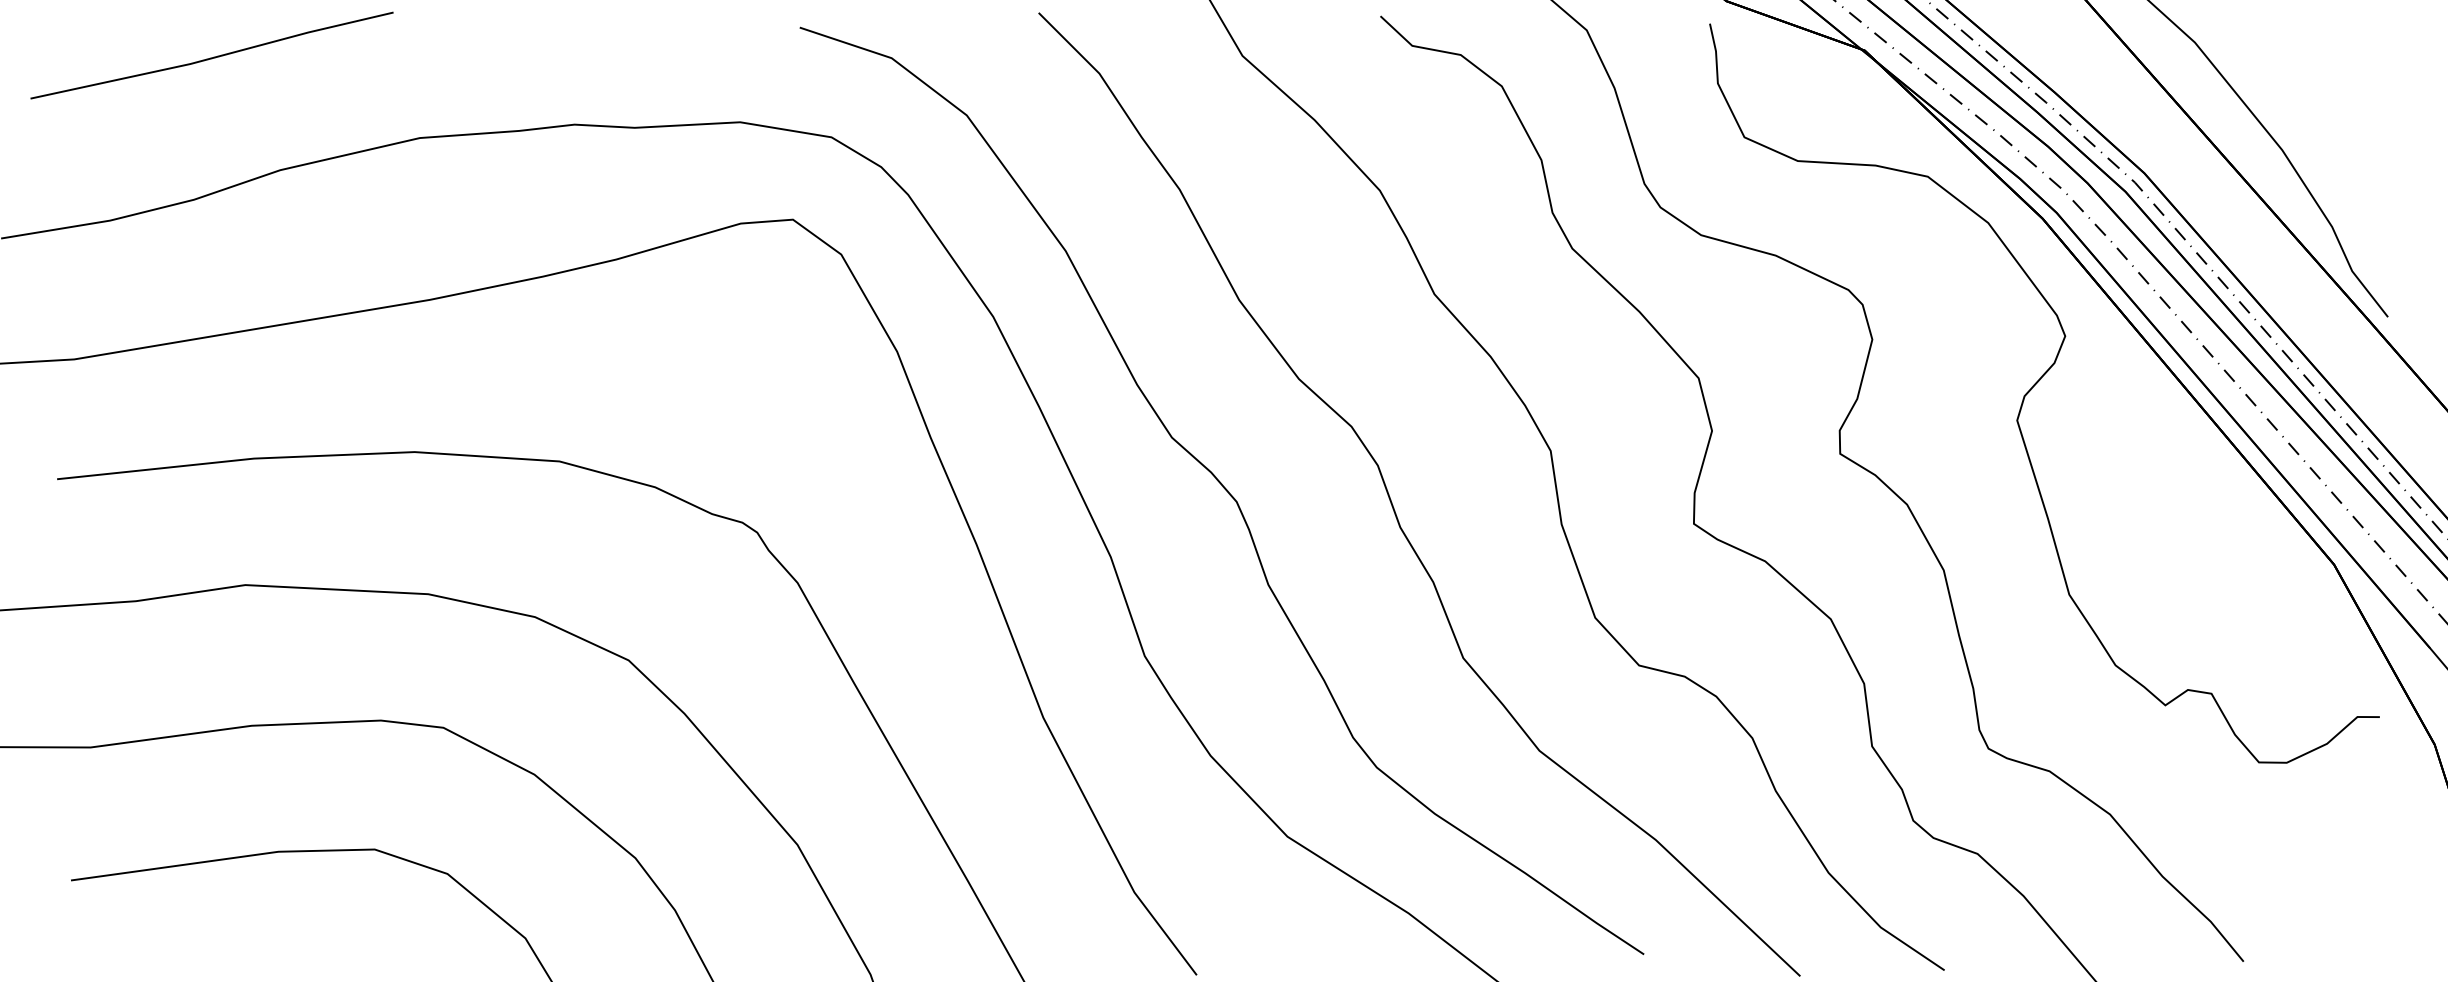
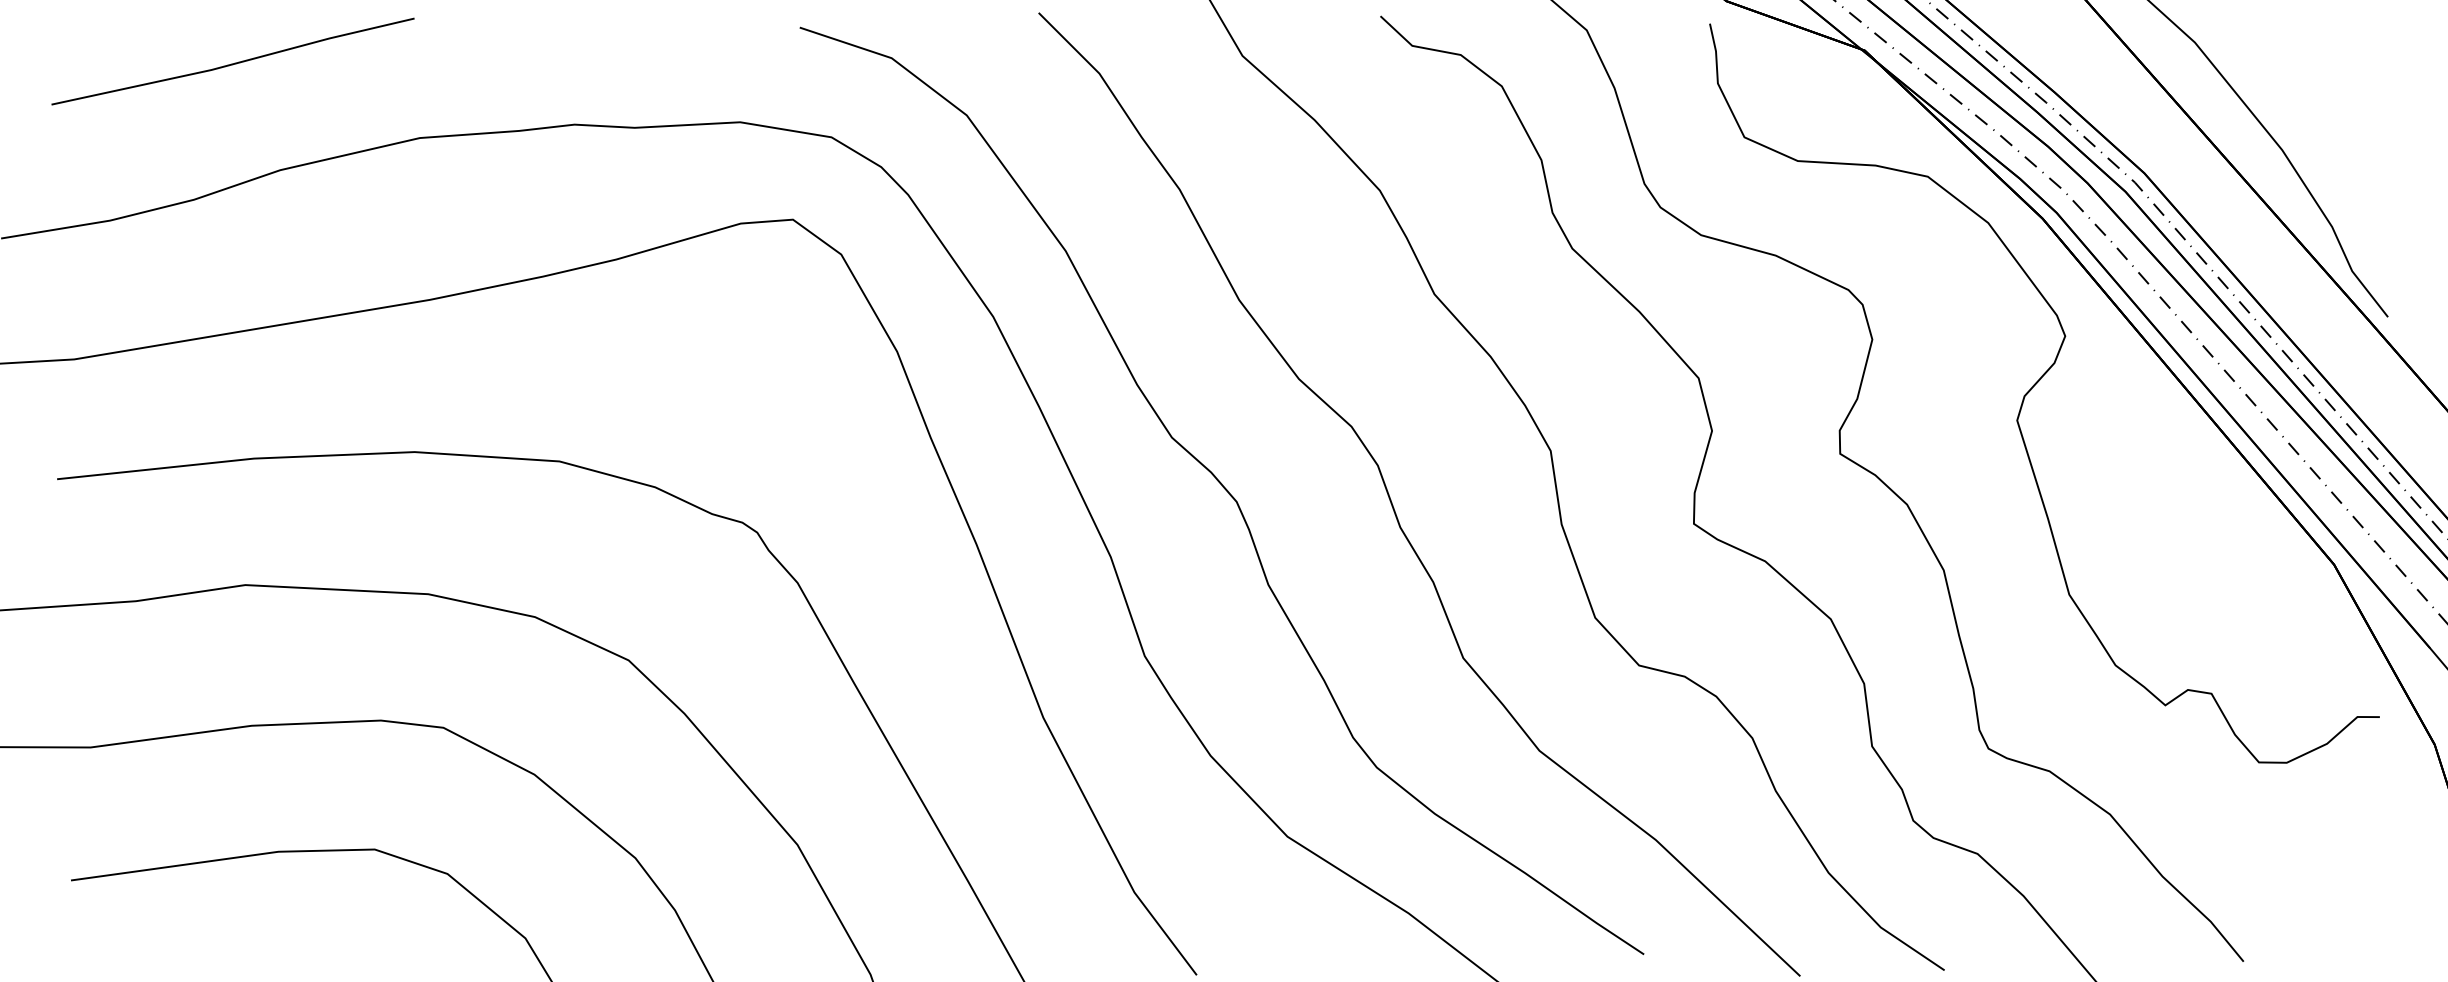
line position: (211, 57) -> (232, 63) (232, 63)
